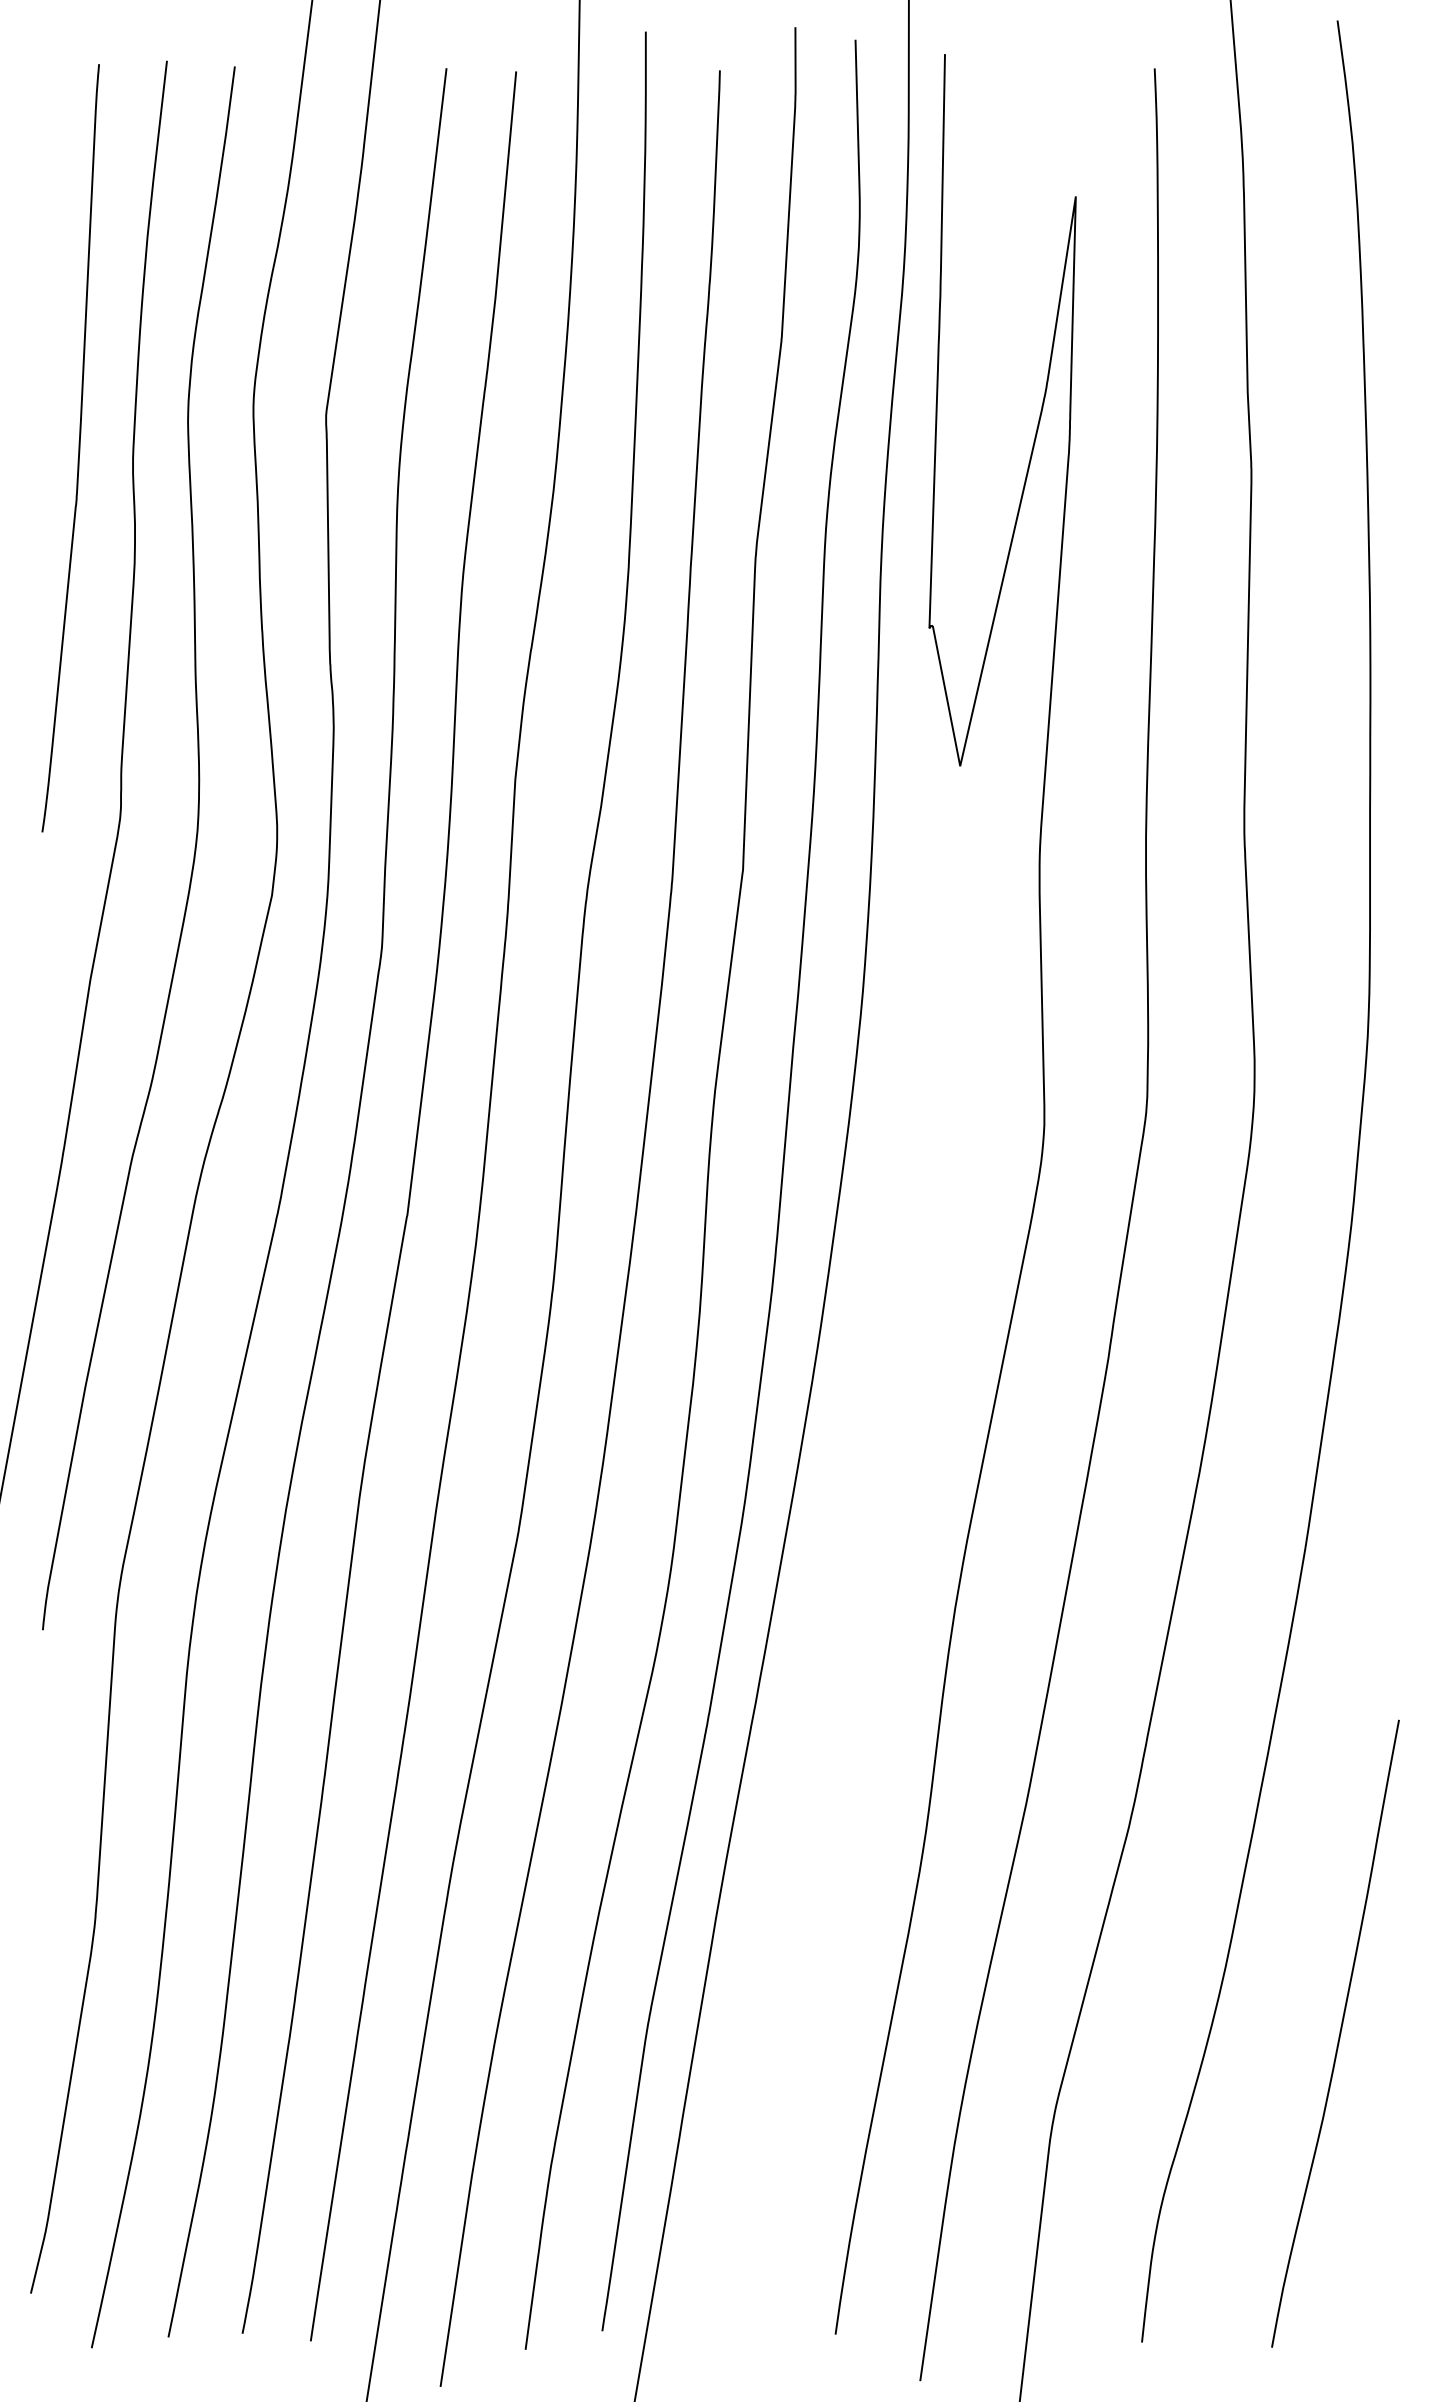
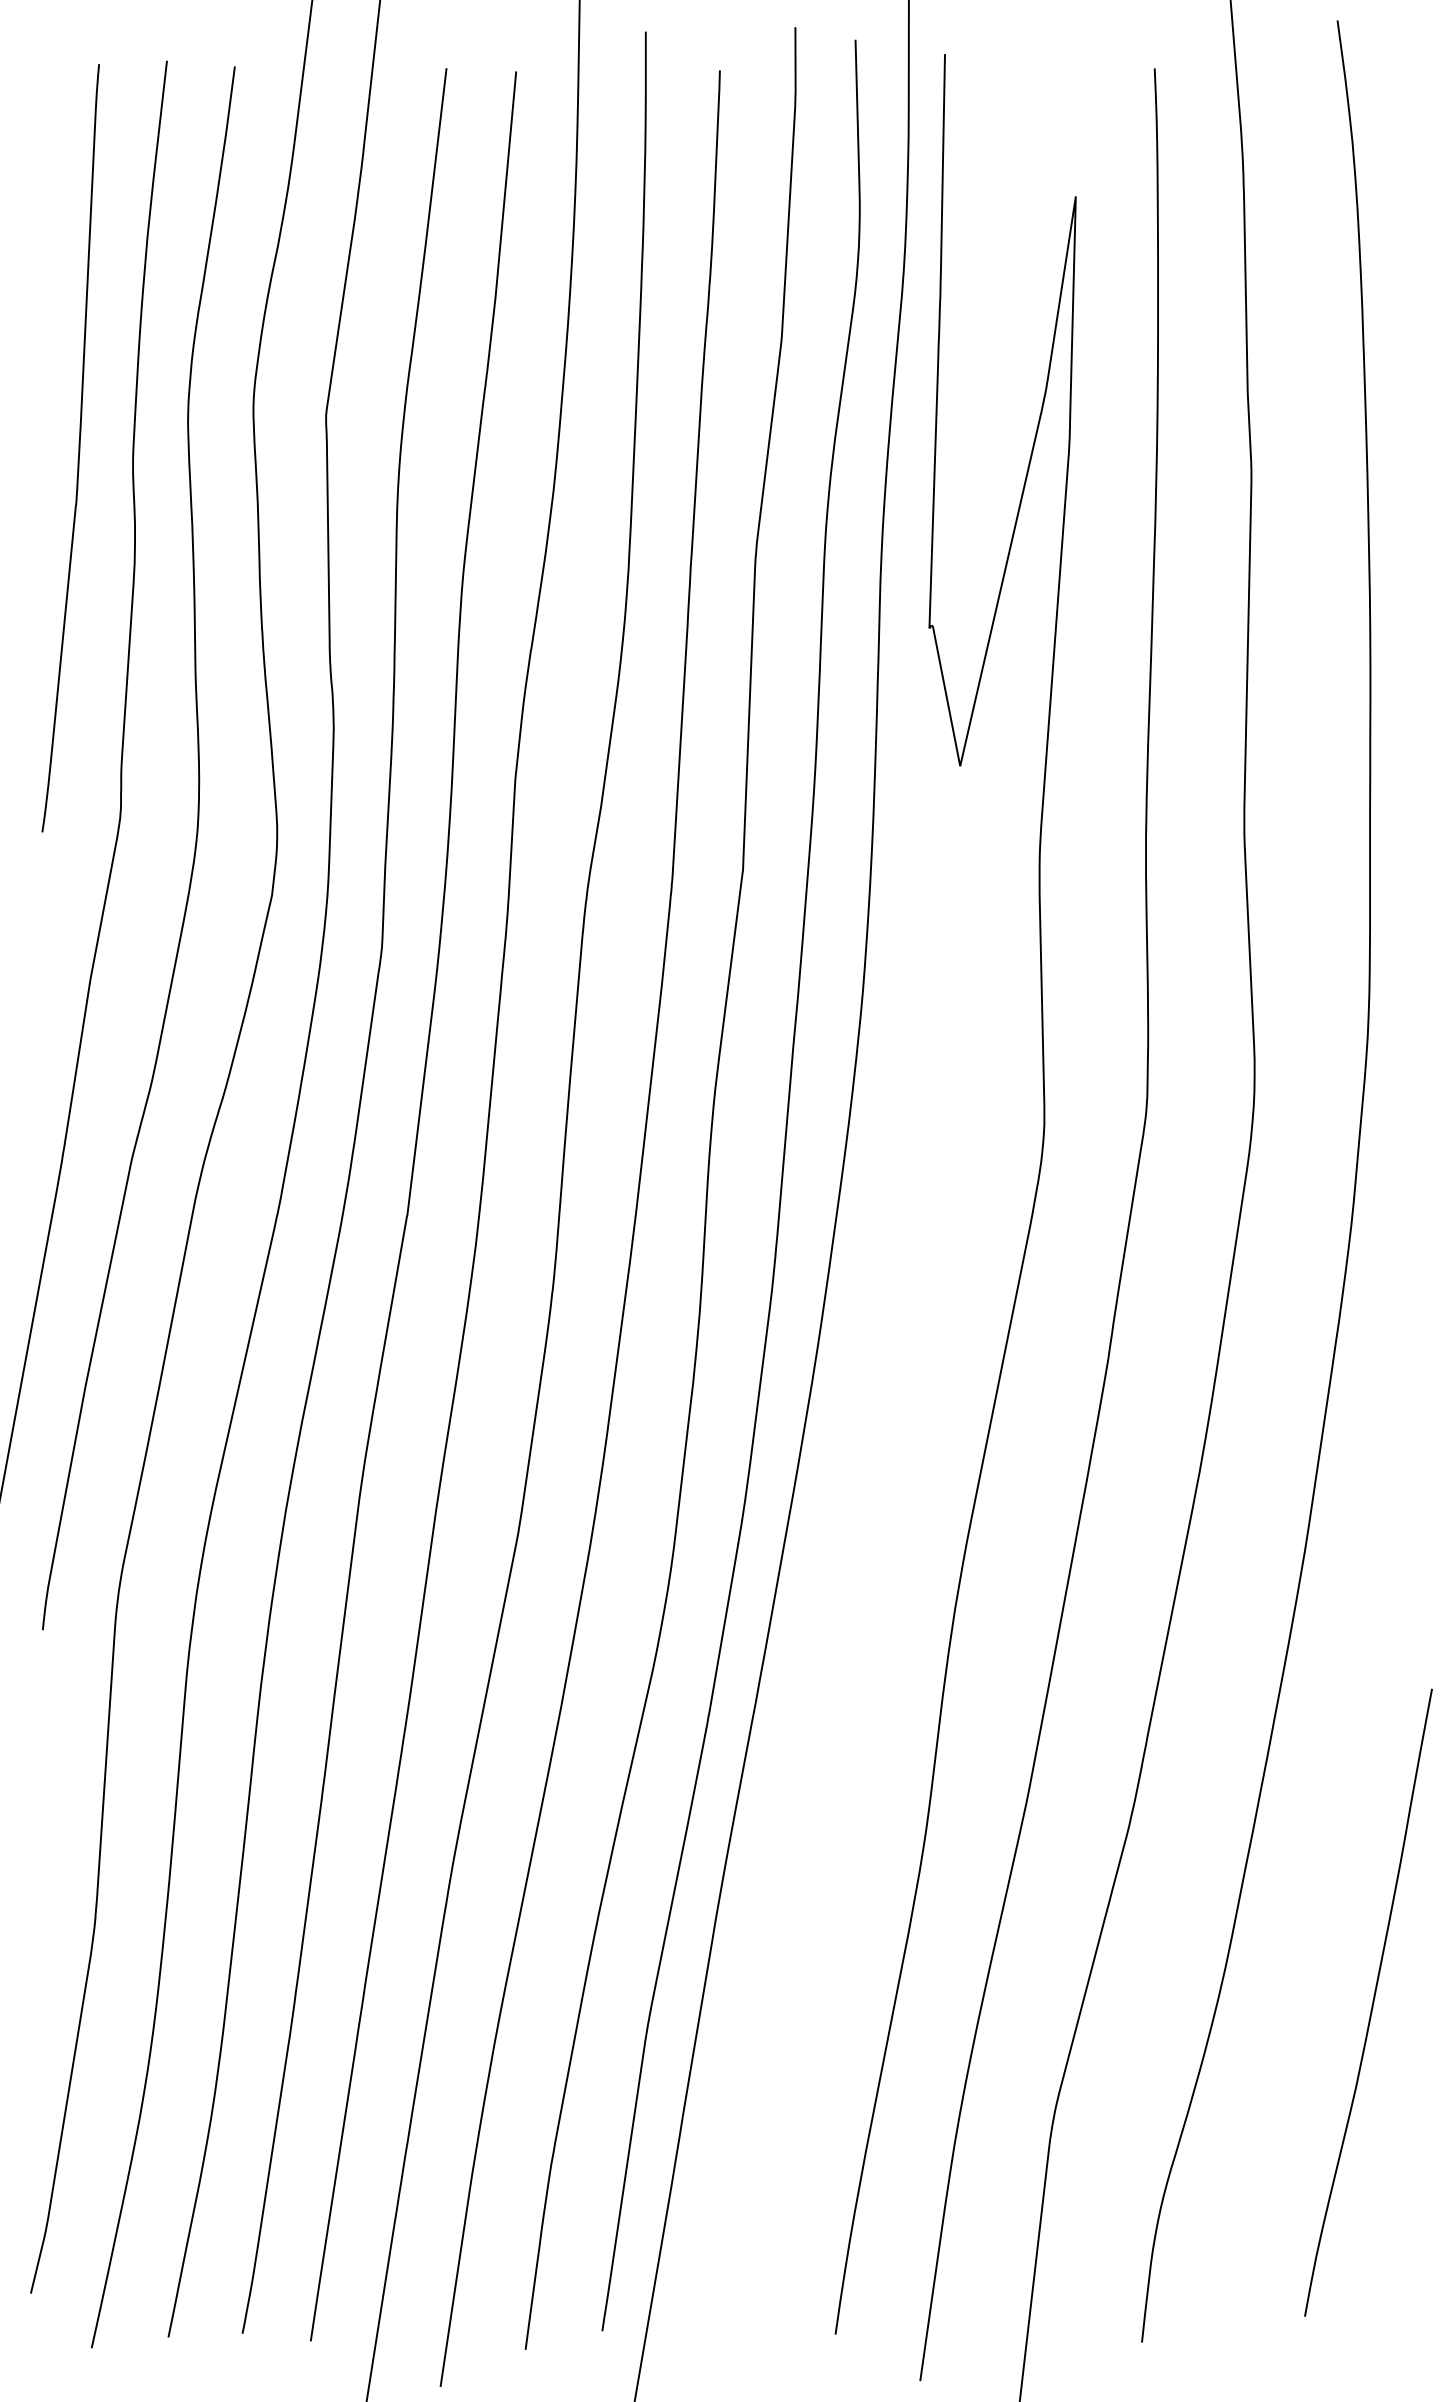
curve position: (1339, 2033) -> (1372, 2002) (1372, 2002)
